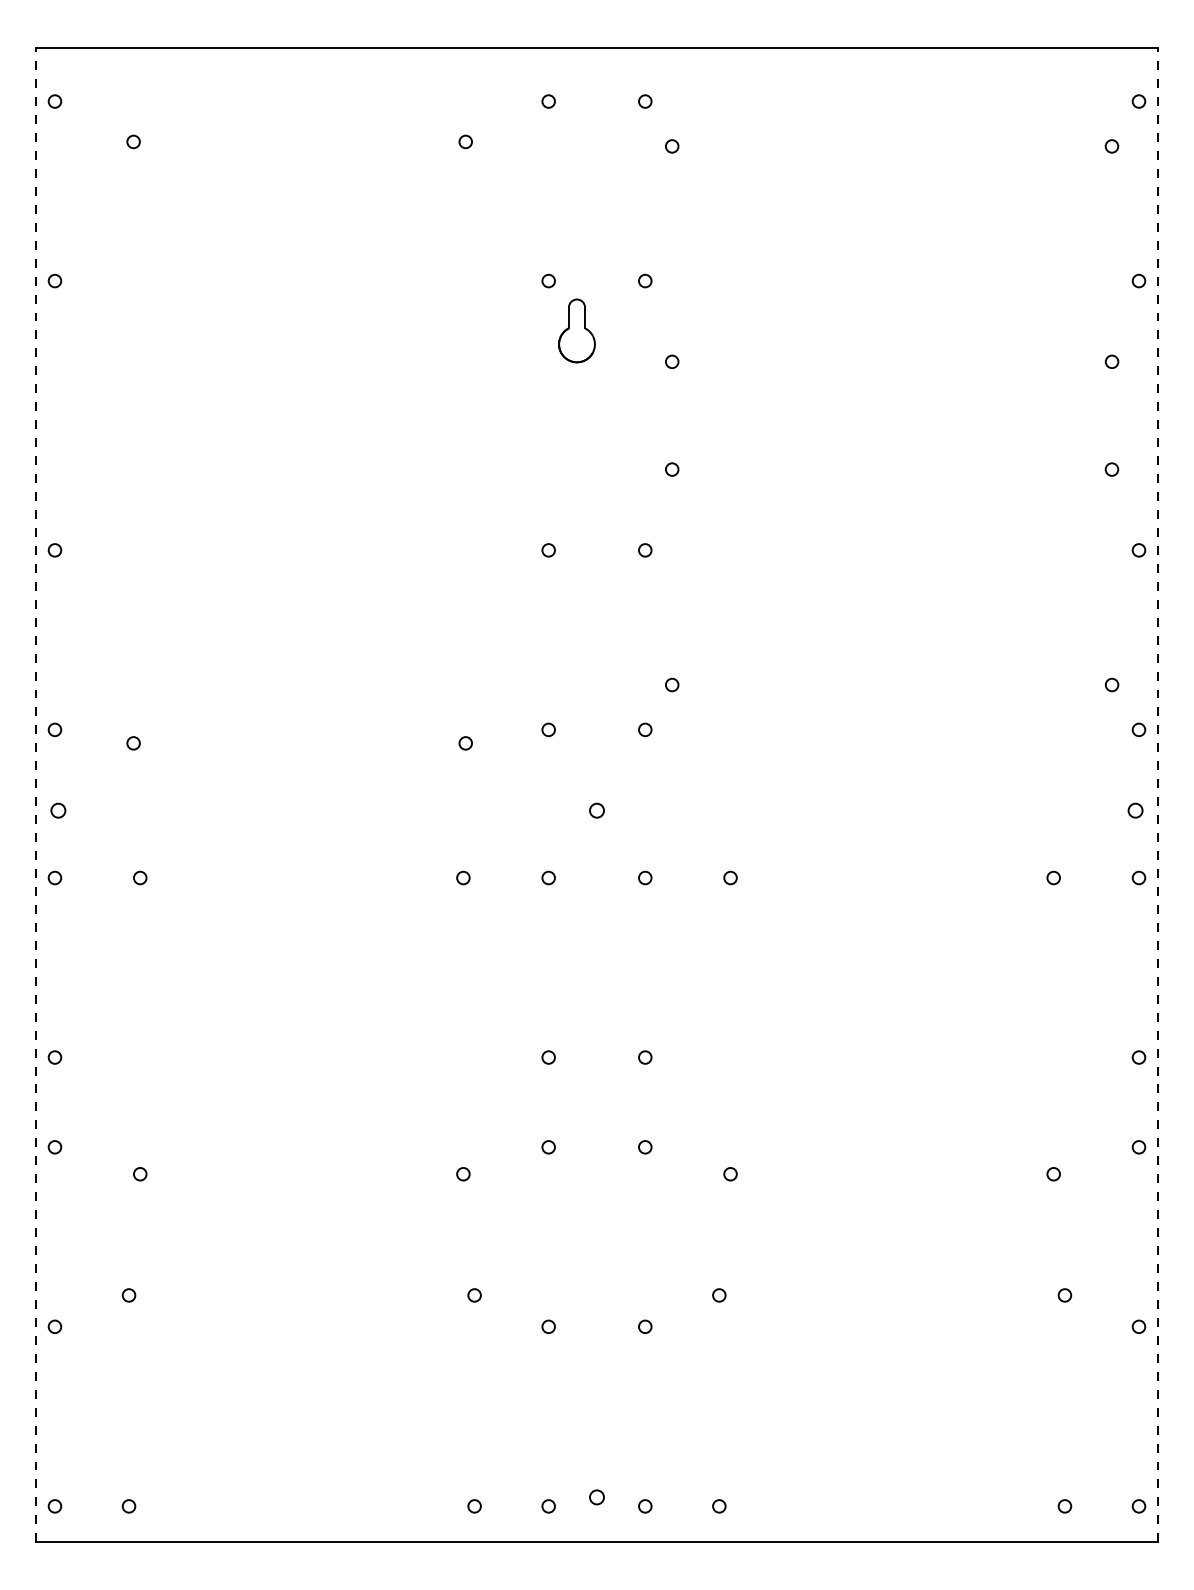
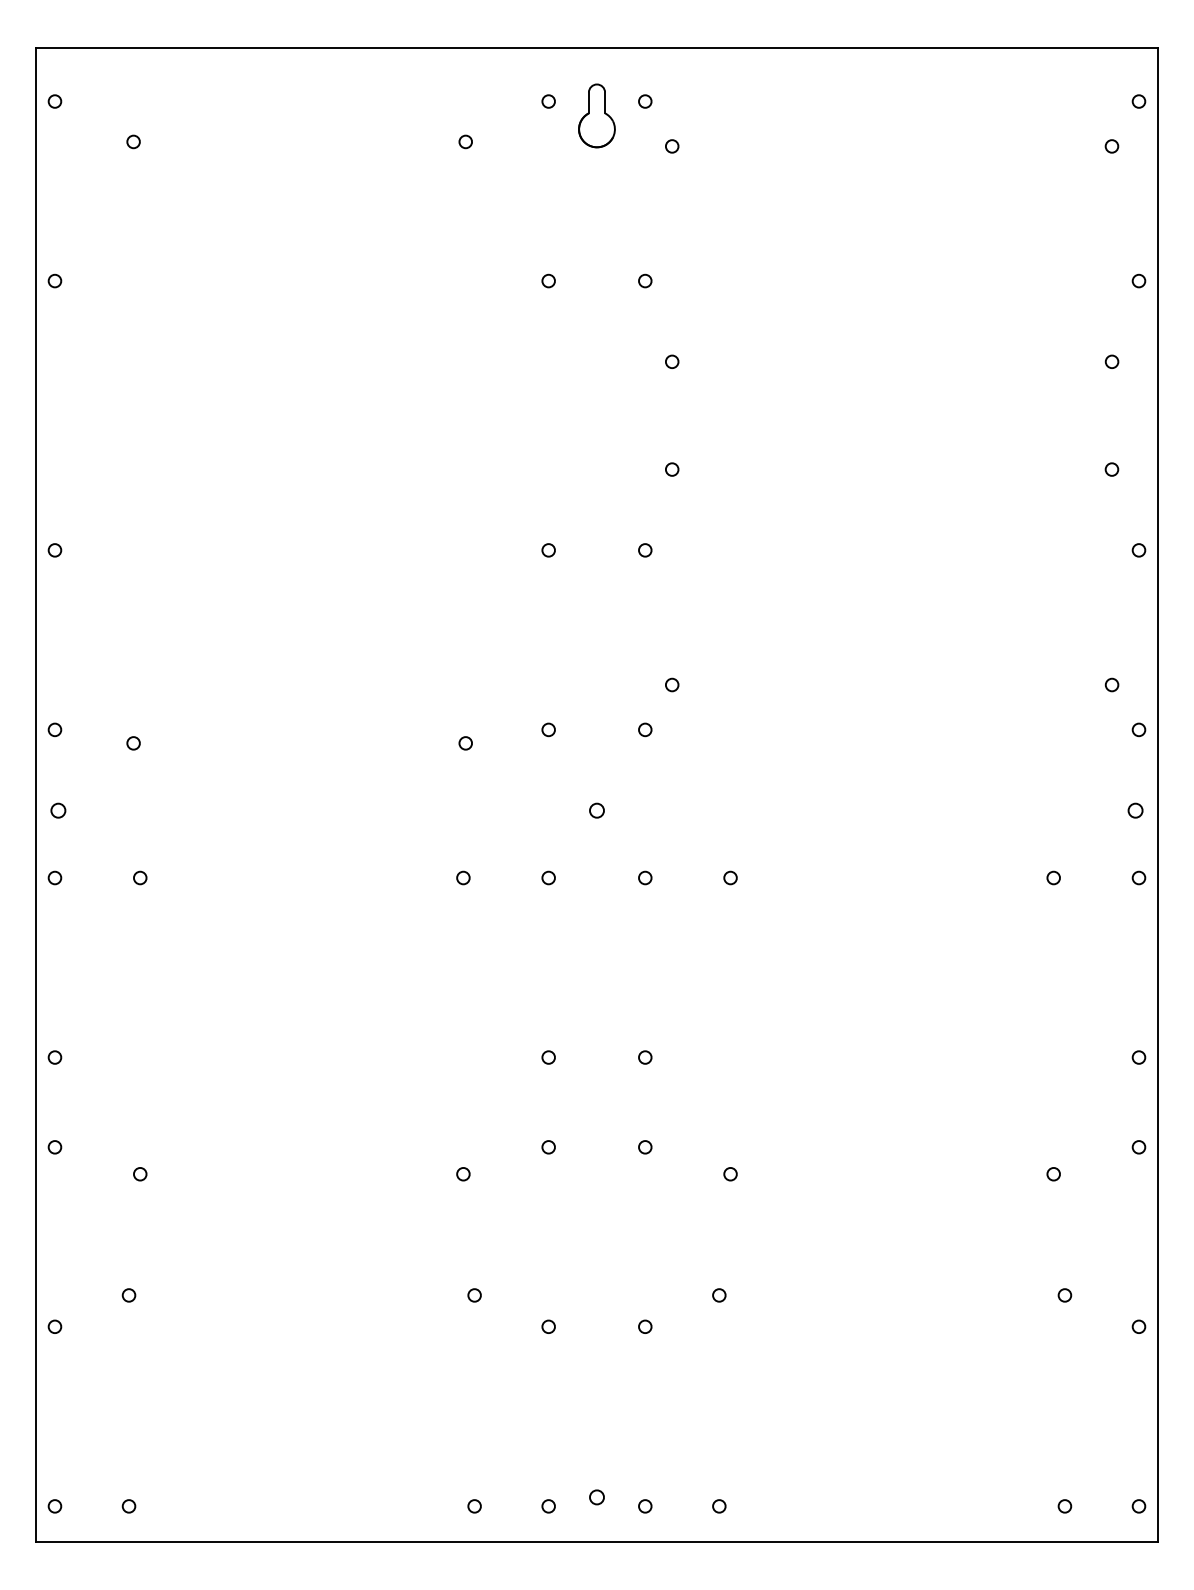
part position: (576, 330) -> (596, 115) (596, 115)
line: dashed -> solid (35, 794)
line: dashed -> solid (1158, 794)
